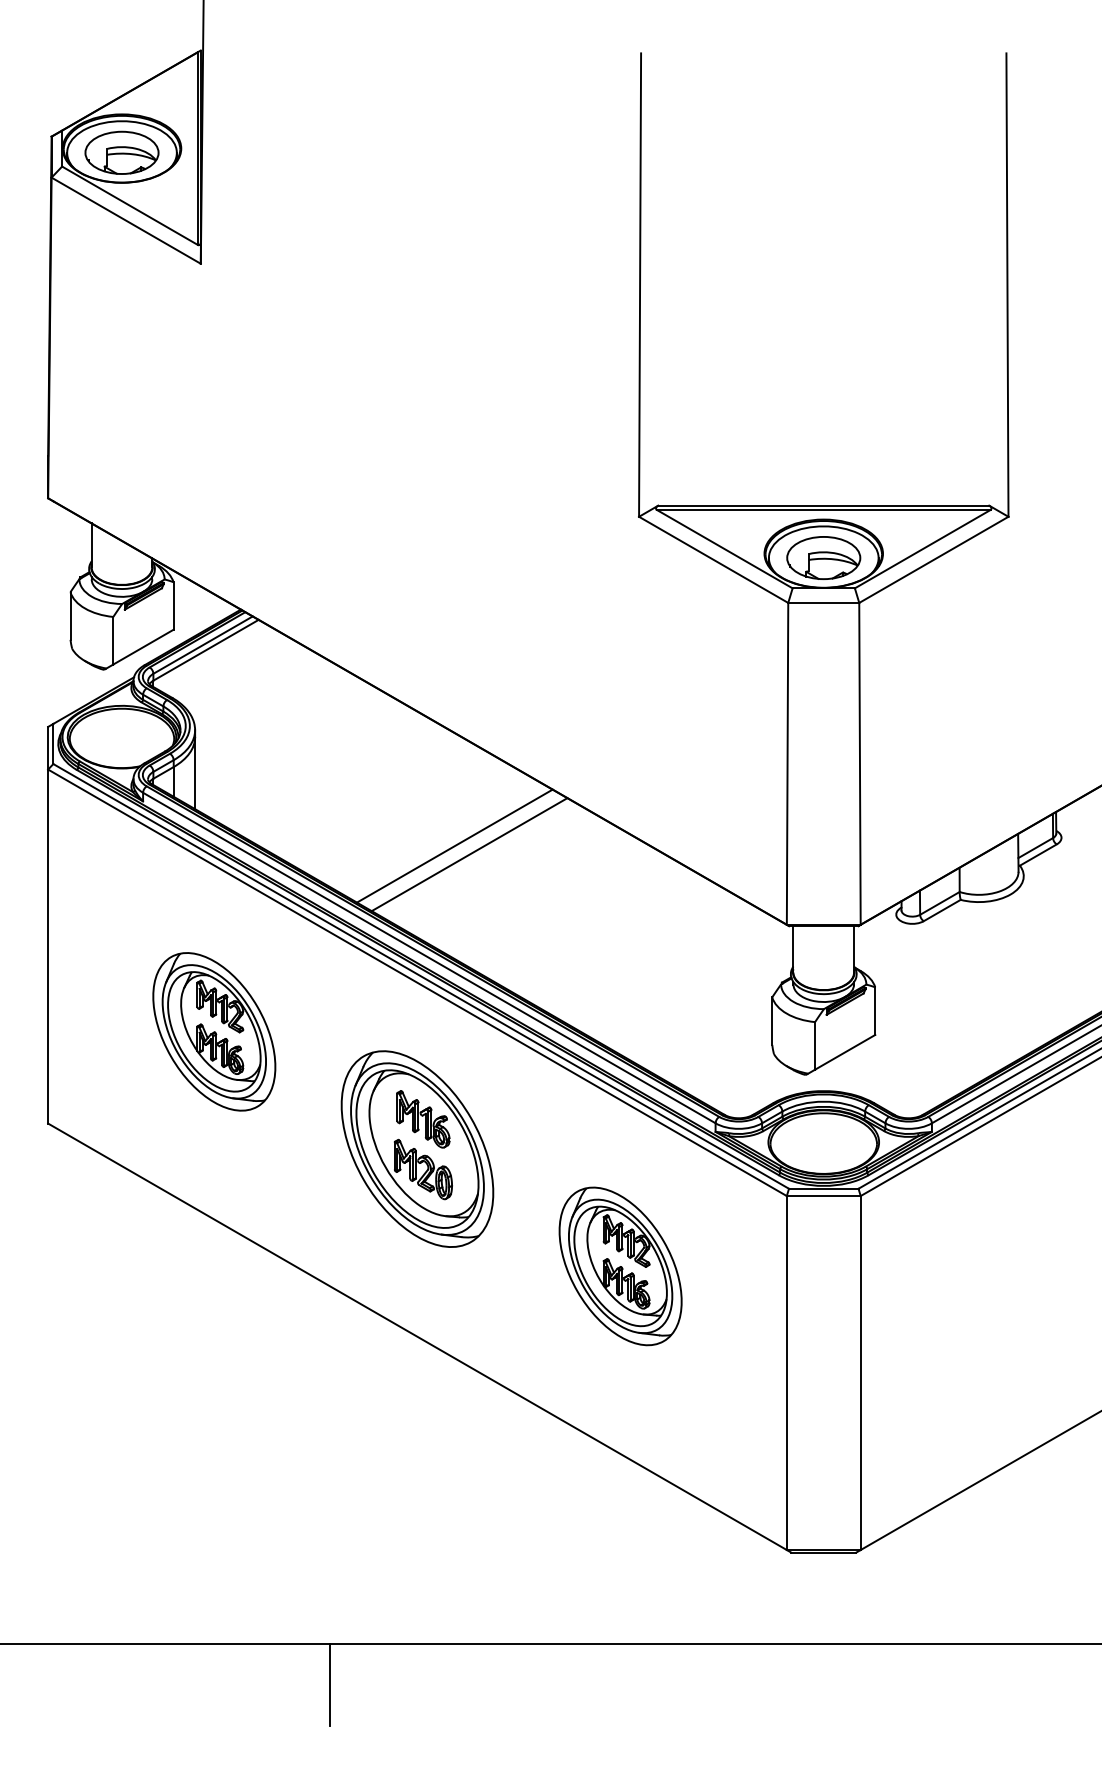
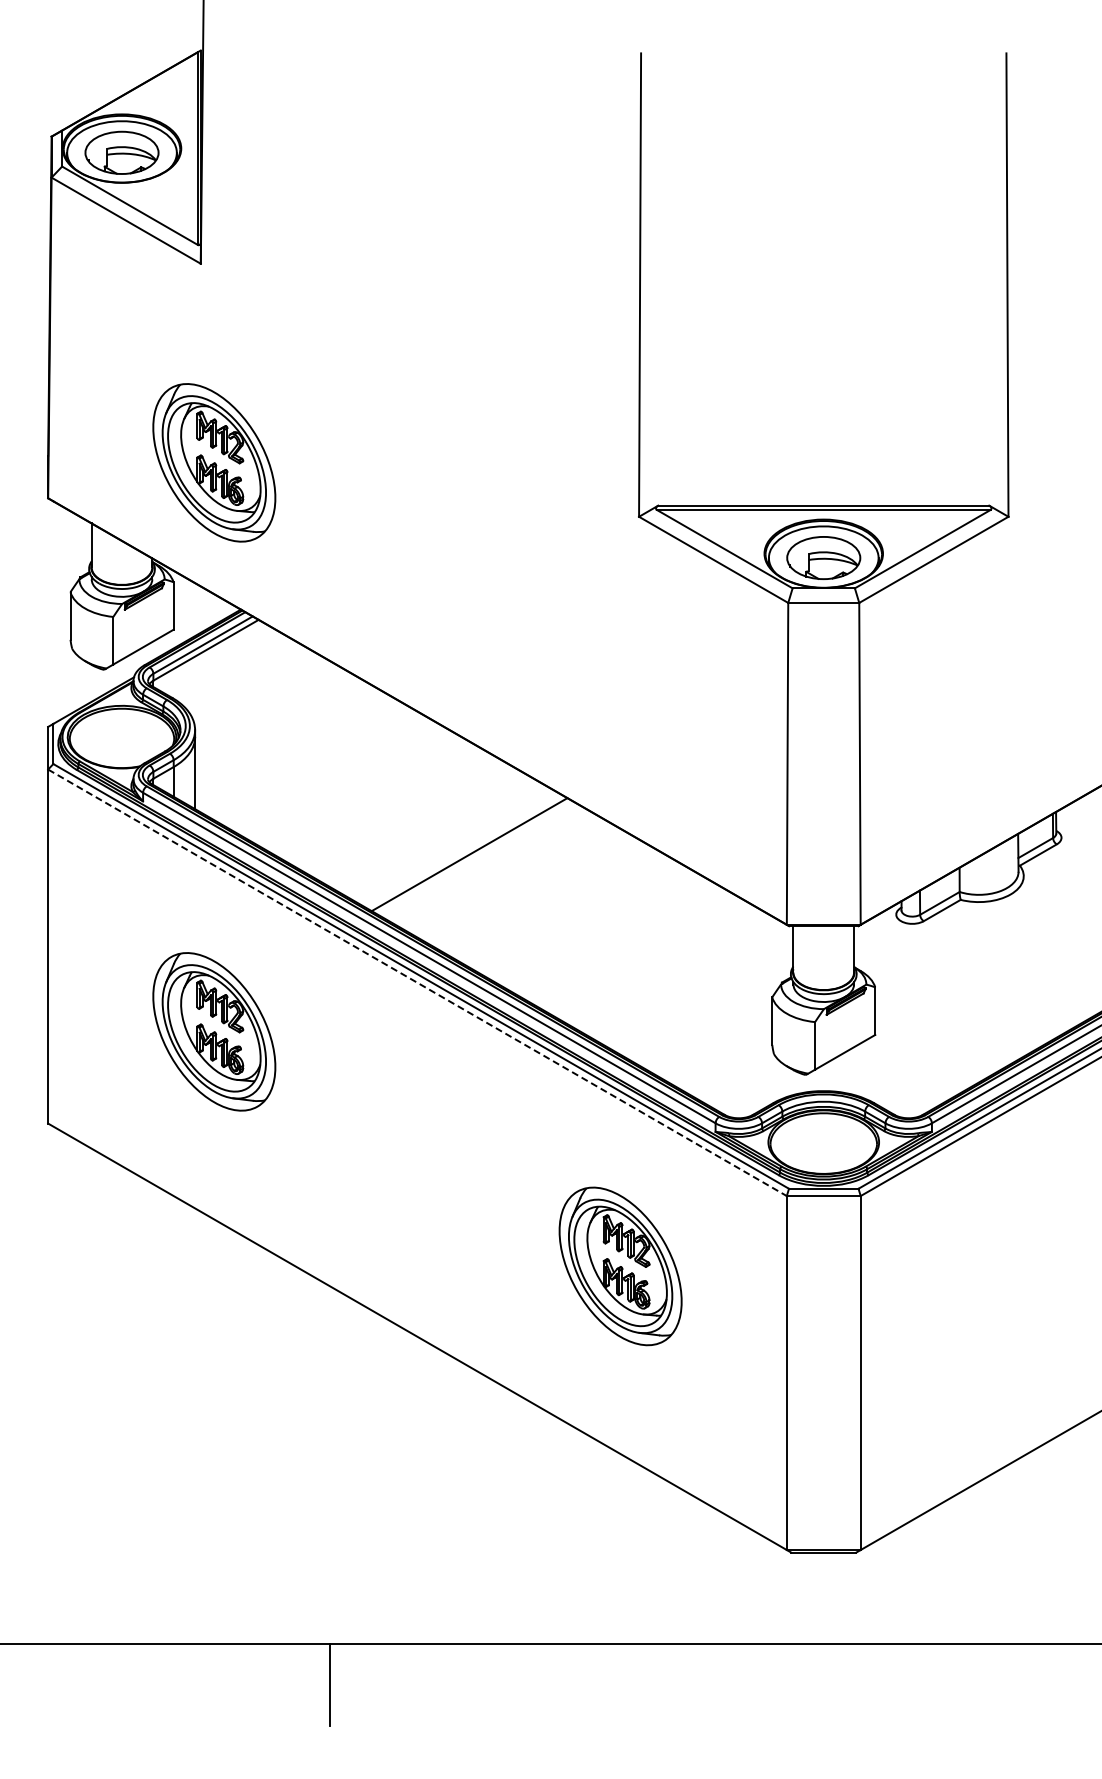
part: none -> present (214, 462)
line: present -> none (454, 845)
line: solid -> dashed (417, 983)
part: present -> none (417, 1148)
